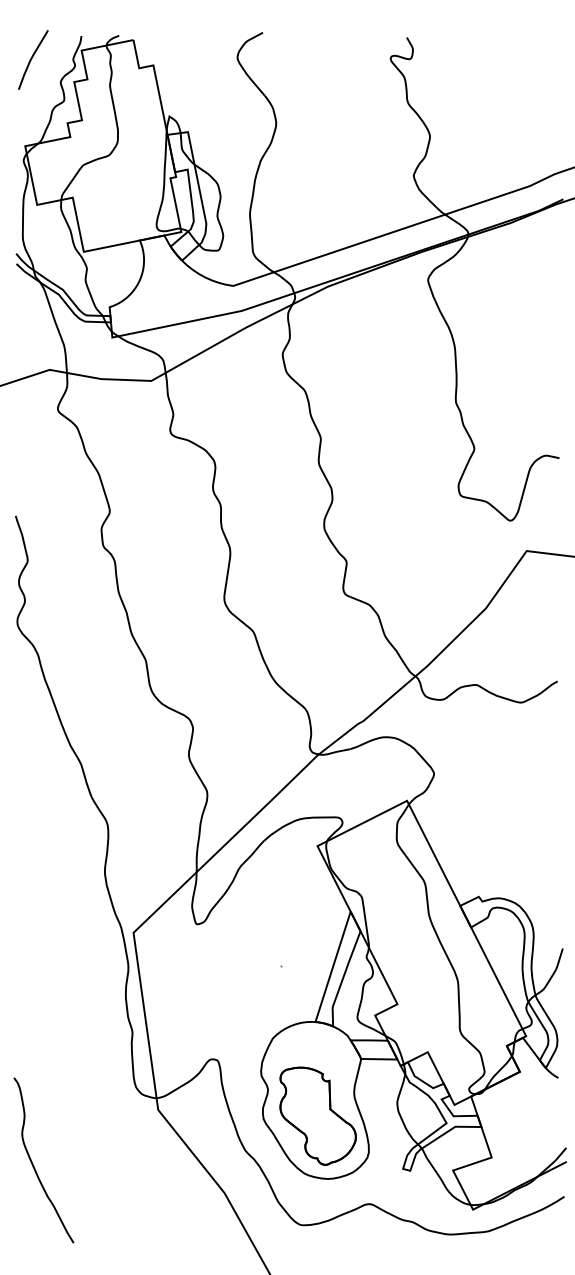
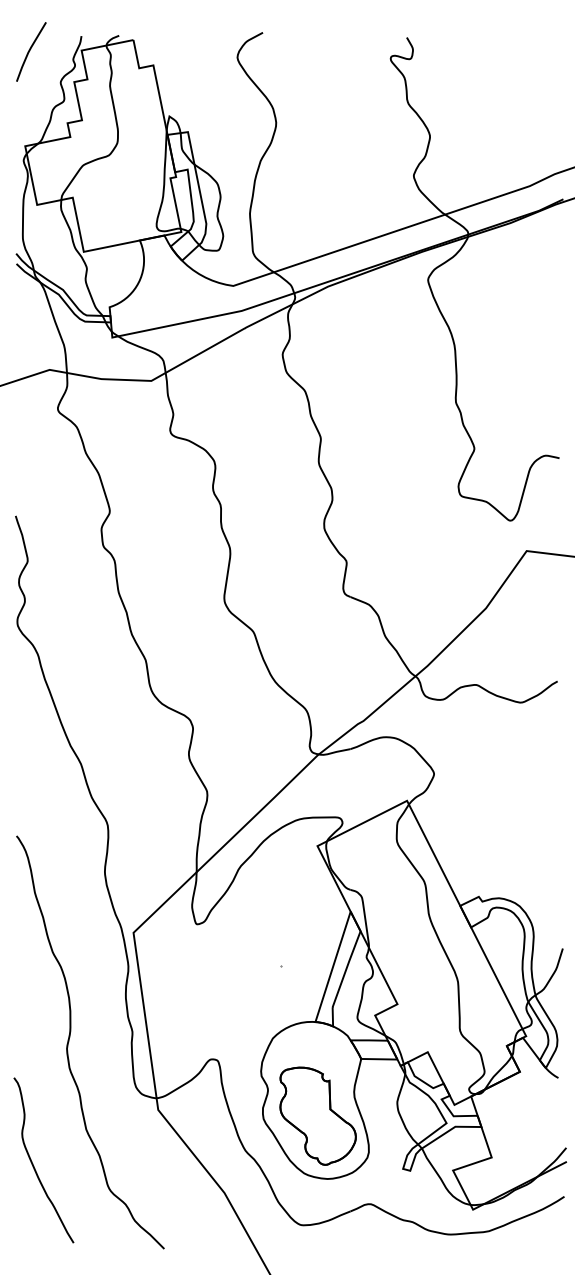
line position: (32, 58) -> (30, 50) (30, 50)
curve: none -> present (70, 1037)
